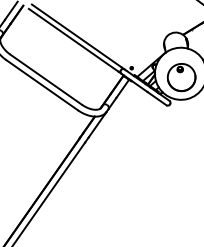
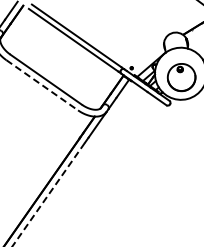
line: solid -> dashed (42, 85)
line: solid -> dashed (49, 194)
